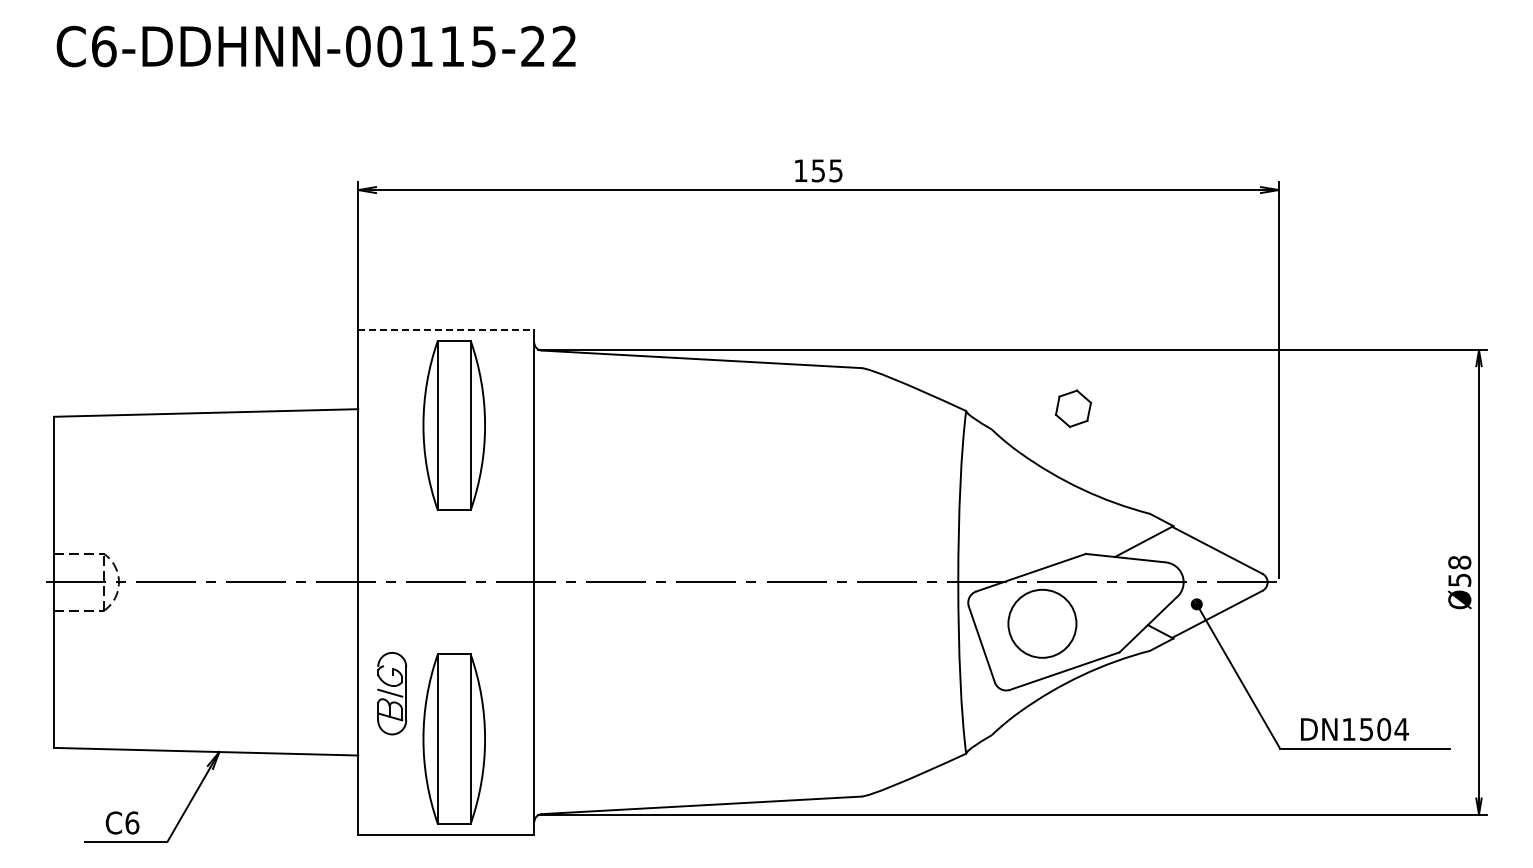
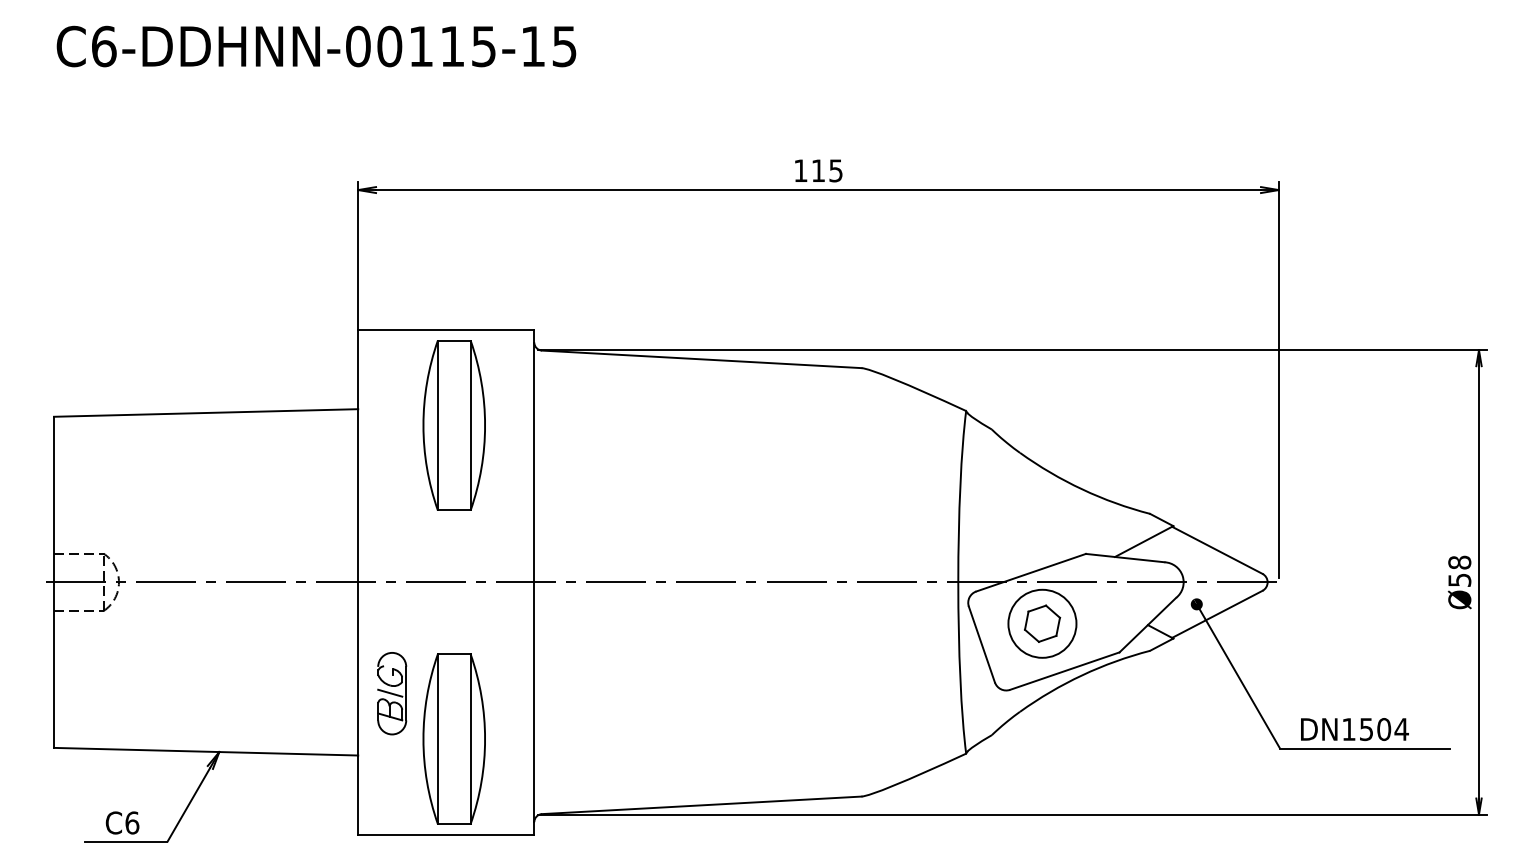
text: C6-DDHNN-00115-22 -> C6-DDHNN-00115-15 (548, 46)
text: 155 -> 115 (817, 170)
line: dashed -> solid (446, 330)
part position: (1073, 408) -> (1042, 623) (1042, 623)
